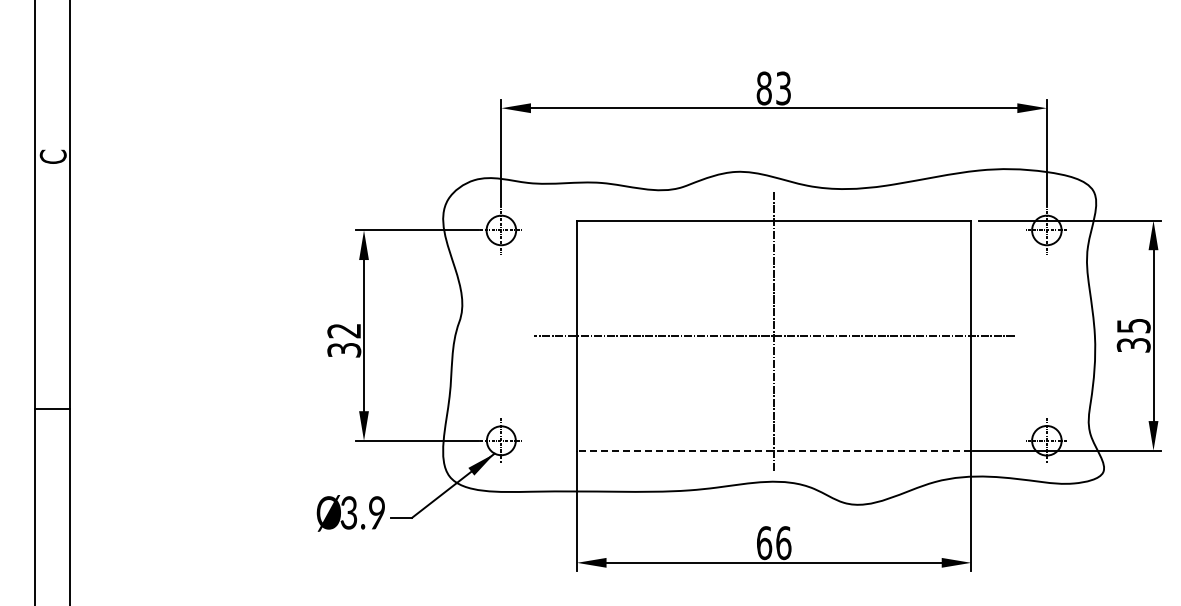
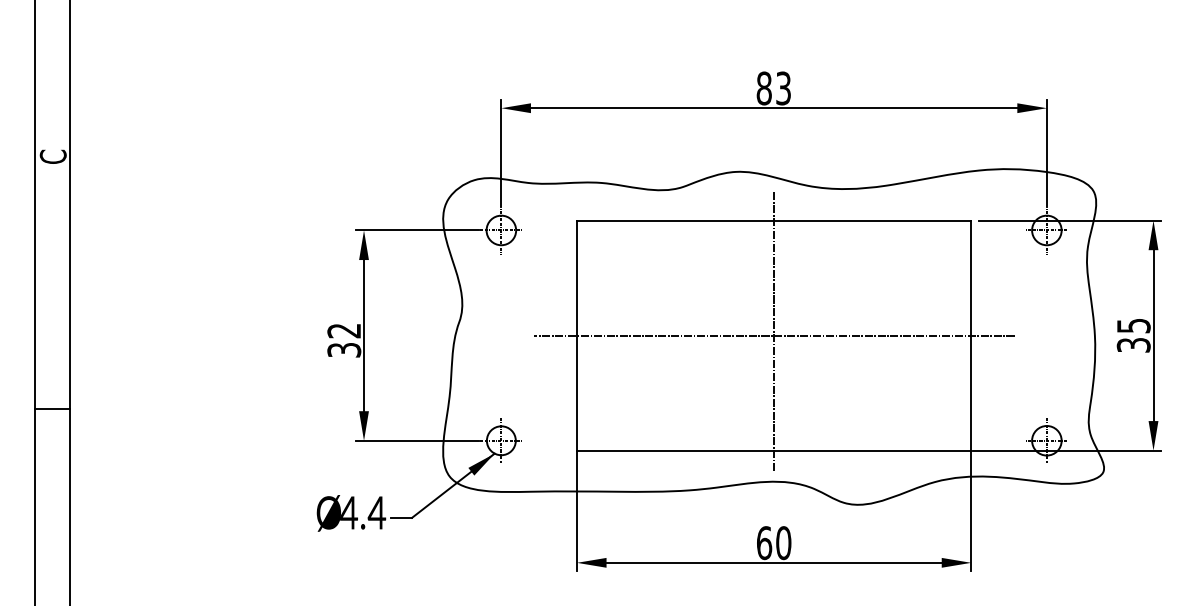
line: dashed -> solid (773, 450)
text: 3.9 -> 4.4 (363, 512)
text: 66 -> 60 (783, 542)
